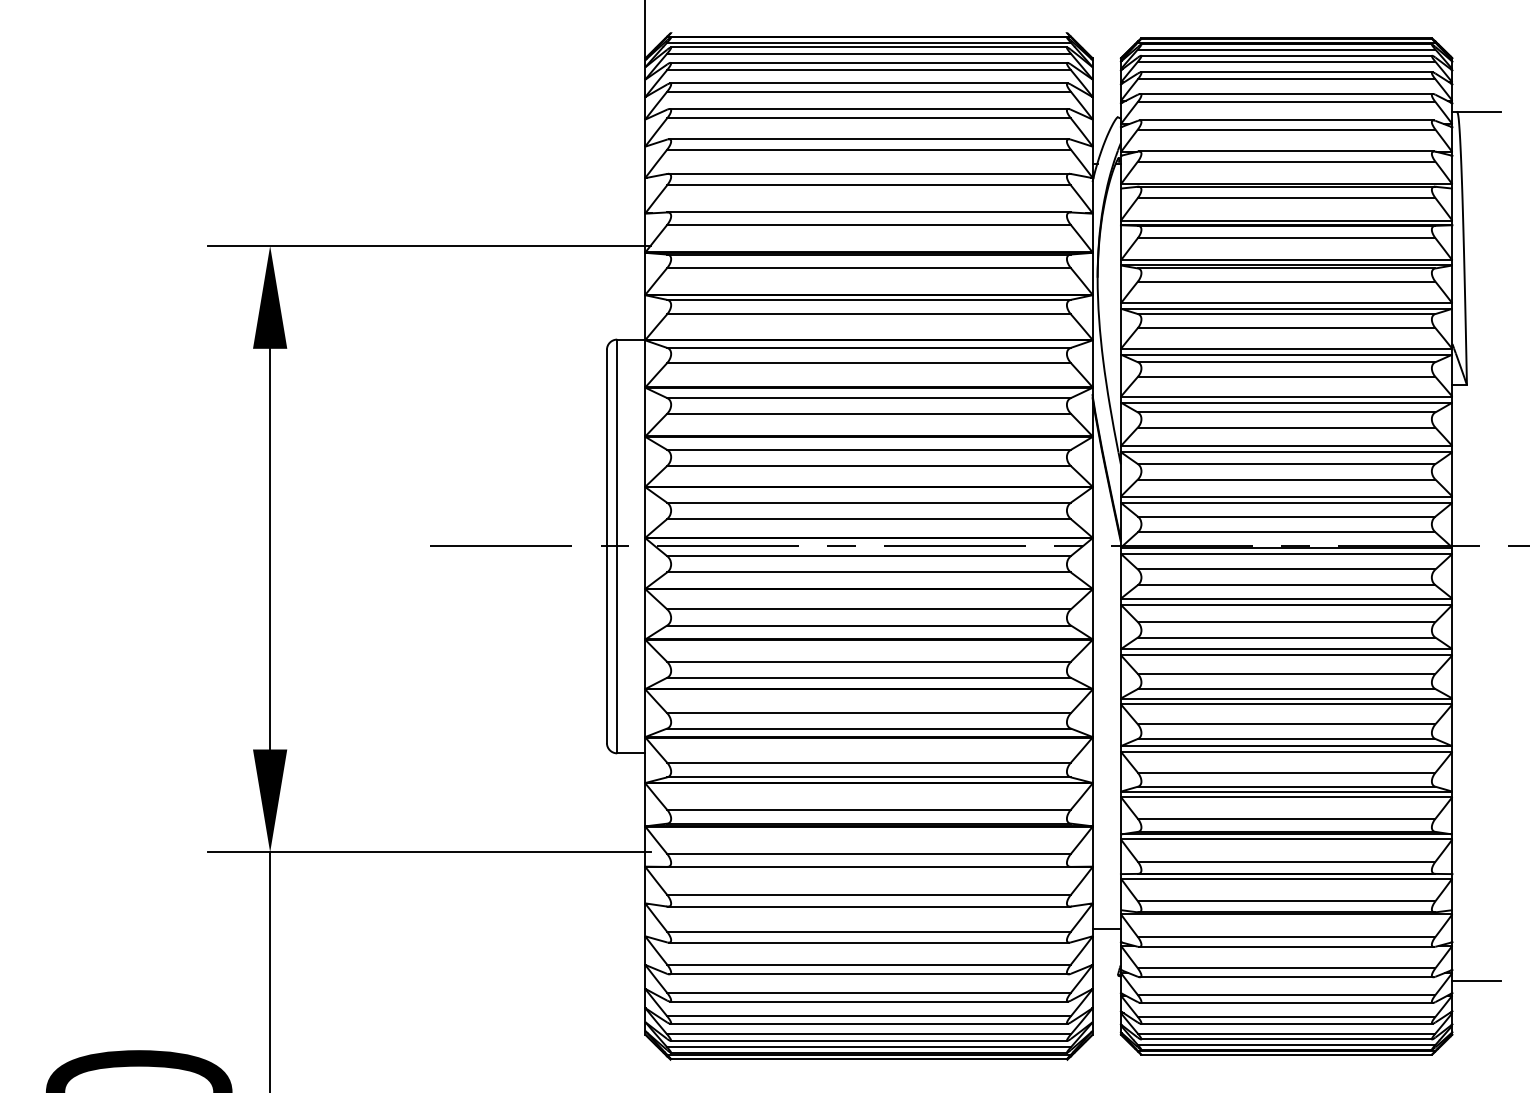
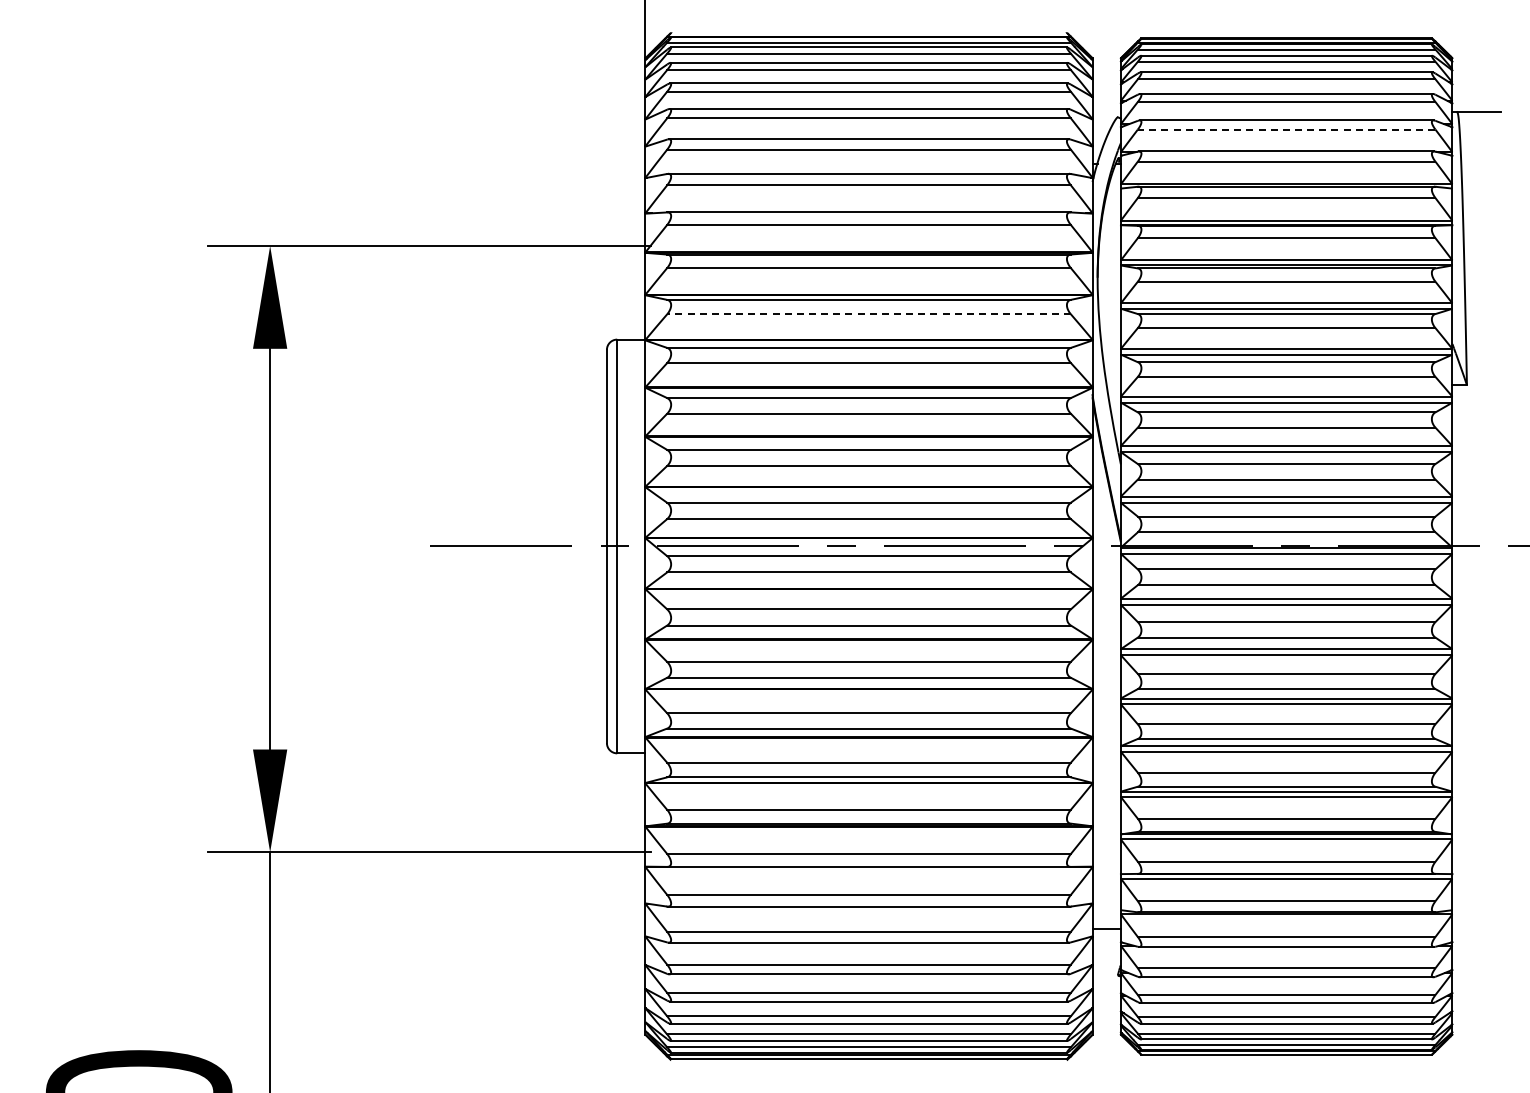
line: solid -> dashed (1286, 129)
line: solid -> dashed (869, 314)
line: present -> none (1476, 980)
